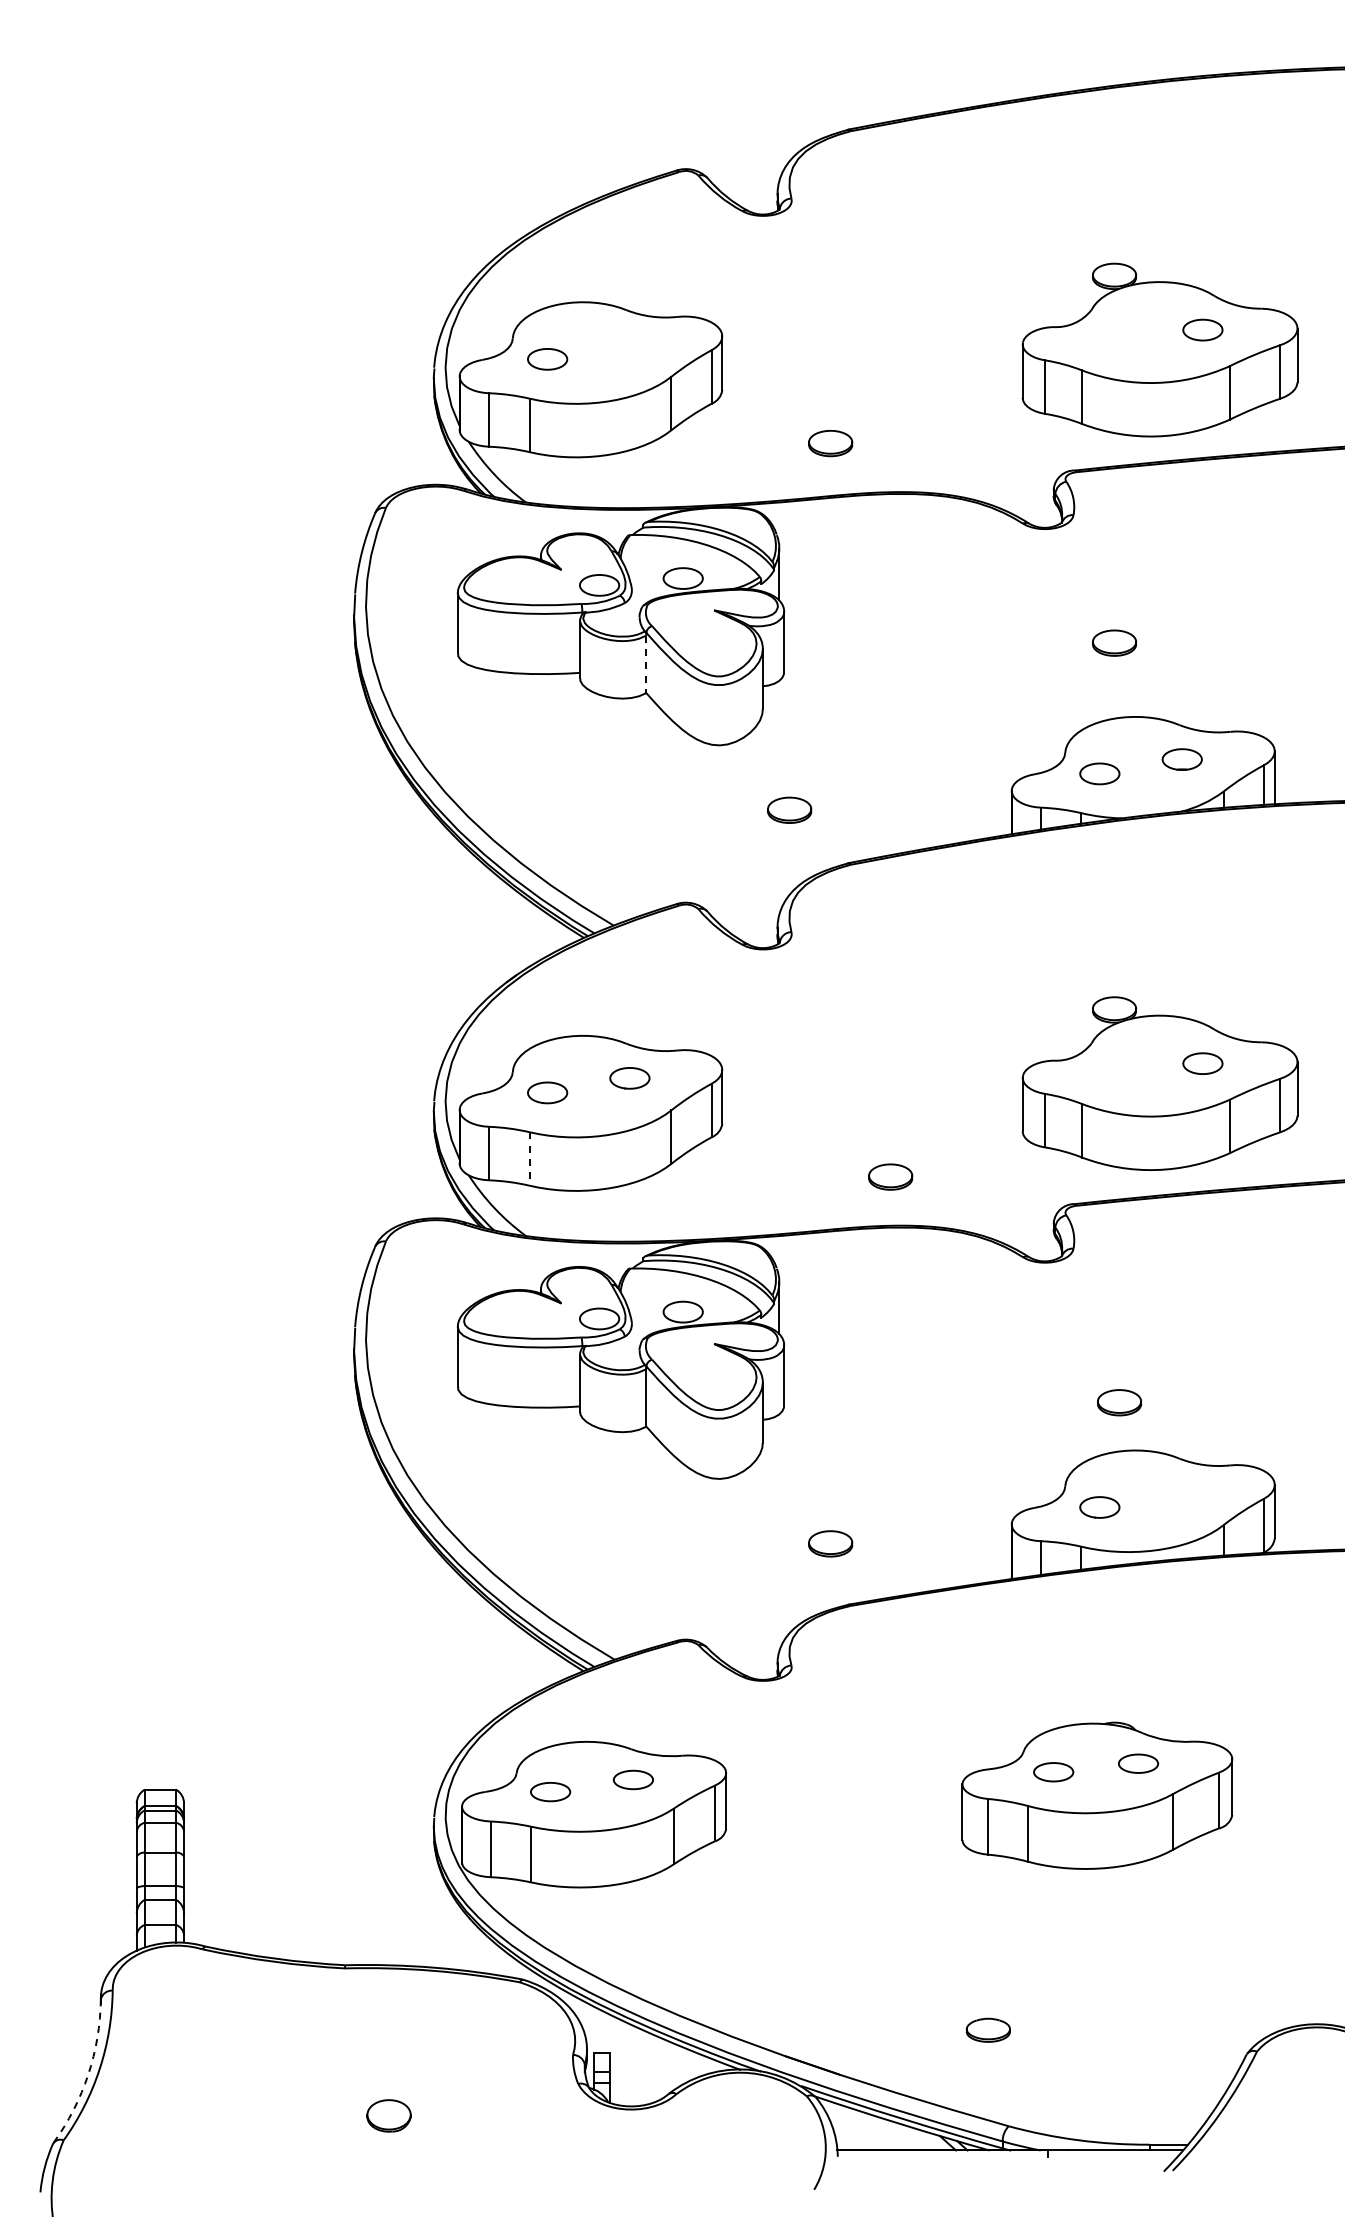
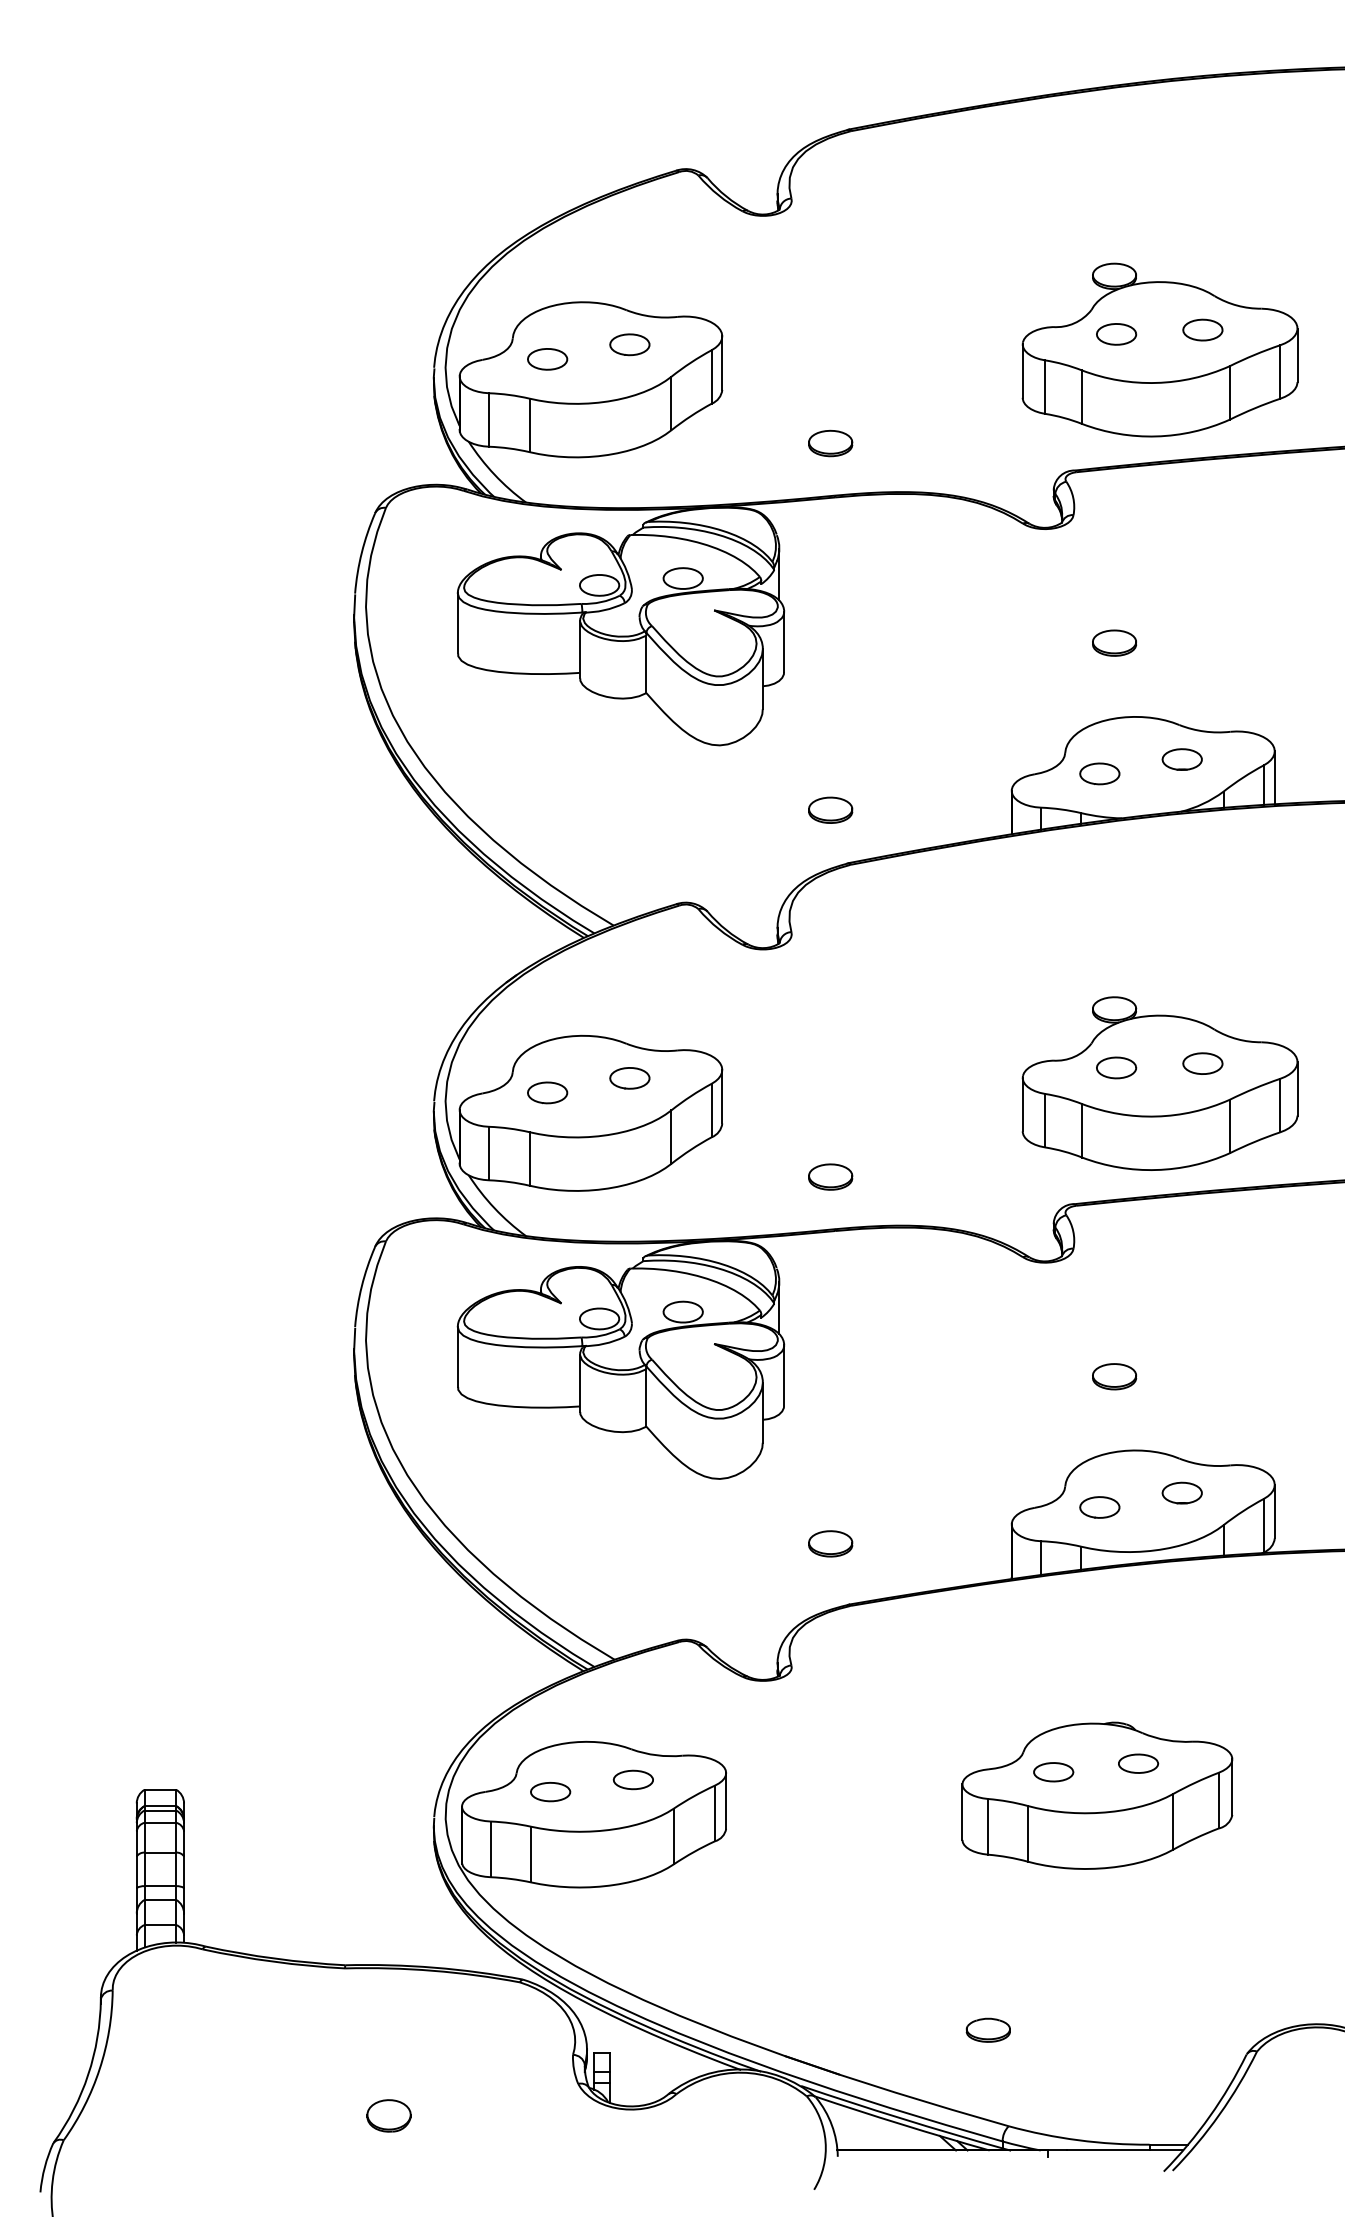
part: none -> present (1116, 334)
part: none -> present (629, 344)
line: dashed -> solid (646, 664)
part position: (789, 809) -> (830, 809) (830, 809)
part: none -> present (1116, 1067)
line: dashed -> solid (529, 1158)
part position: (890, 1176) -> (830, 1176) (830, 1176)
part position: (1119, 1402) -> (1114, 1376) (1114, 1376)
part: none -> present (1181, 1492)
arc: dashed -> solid (88, 2074)
